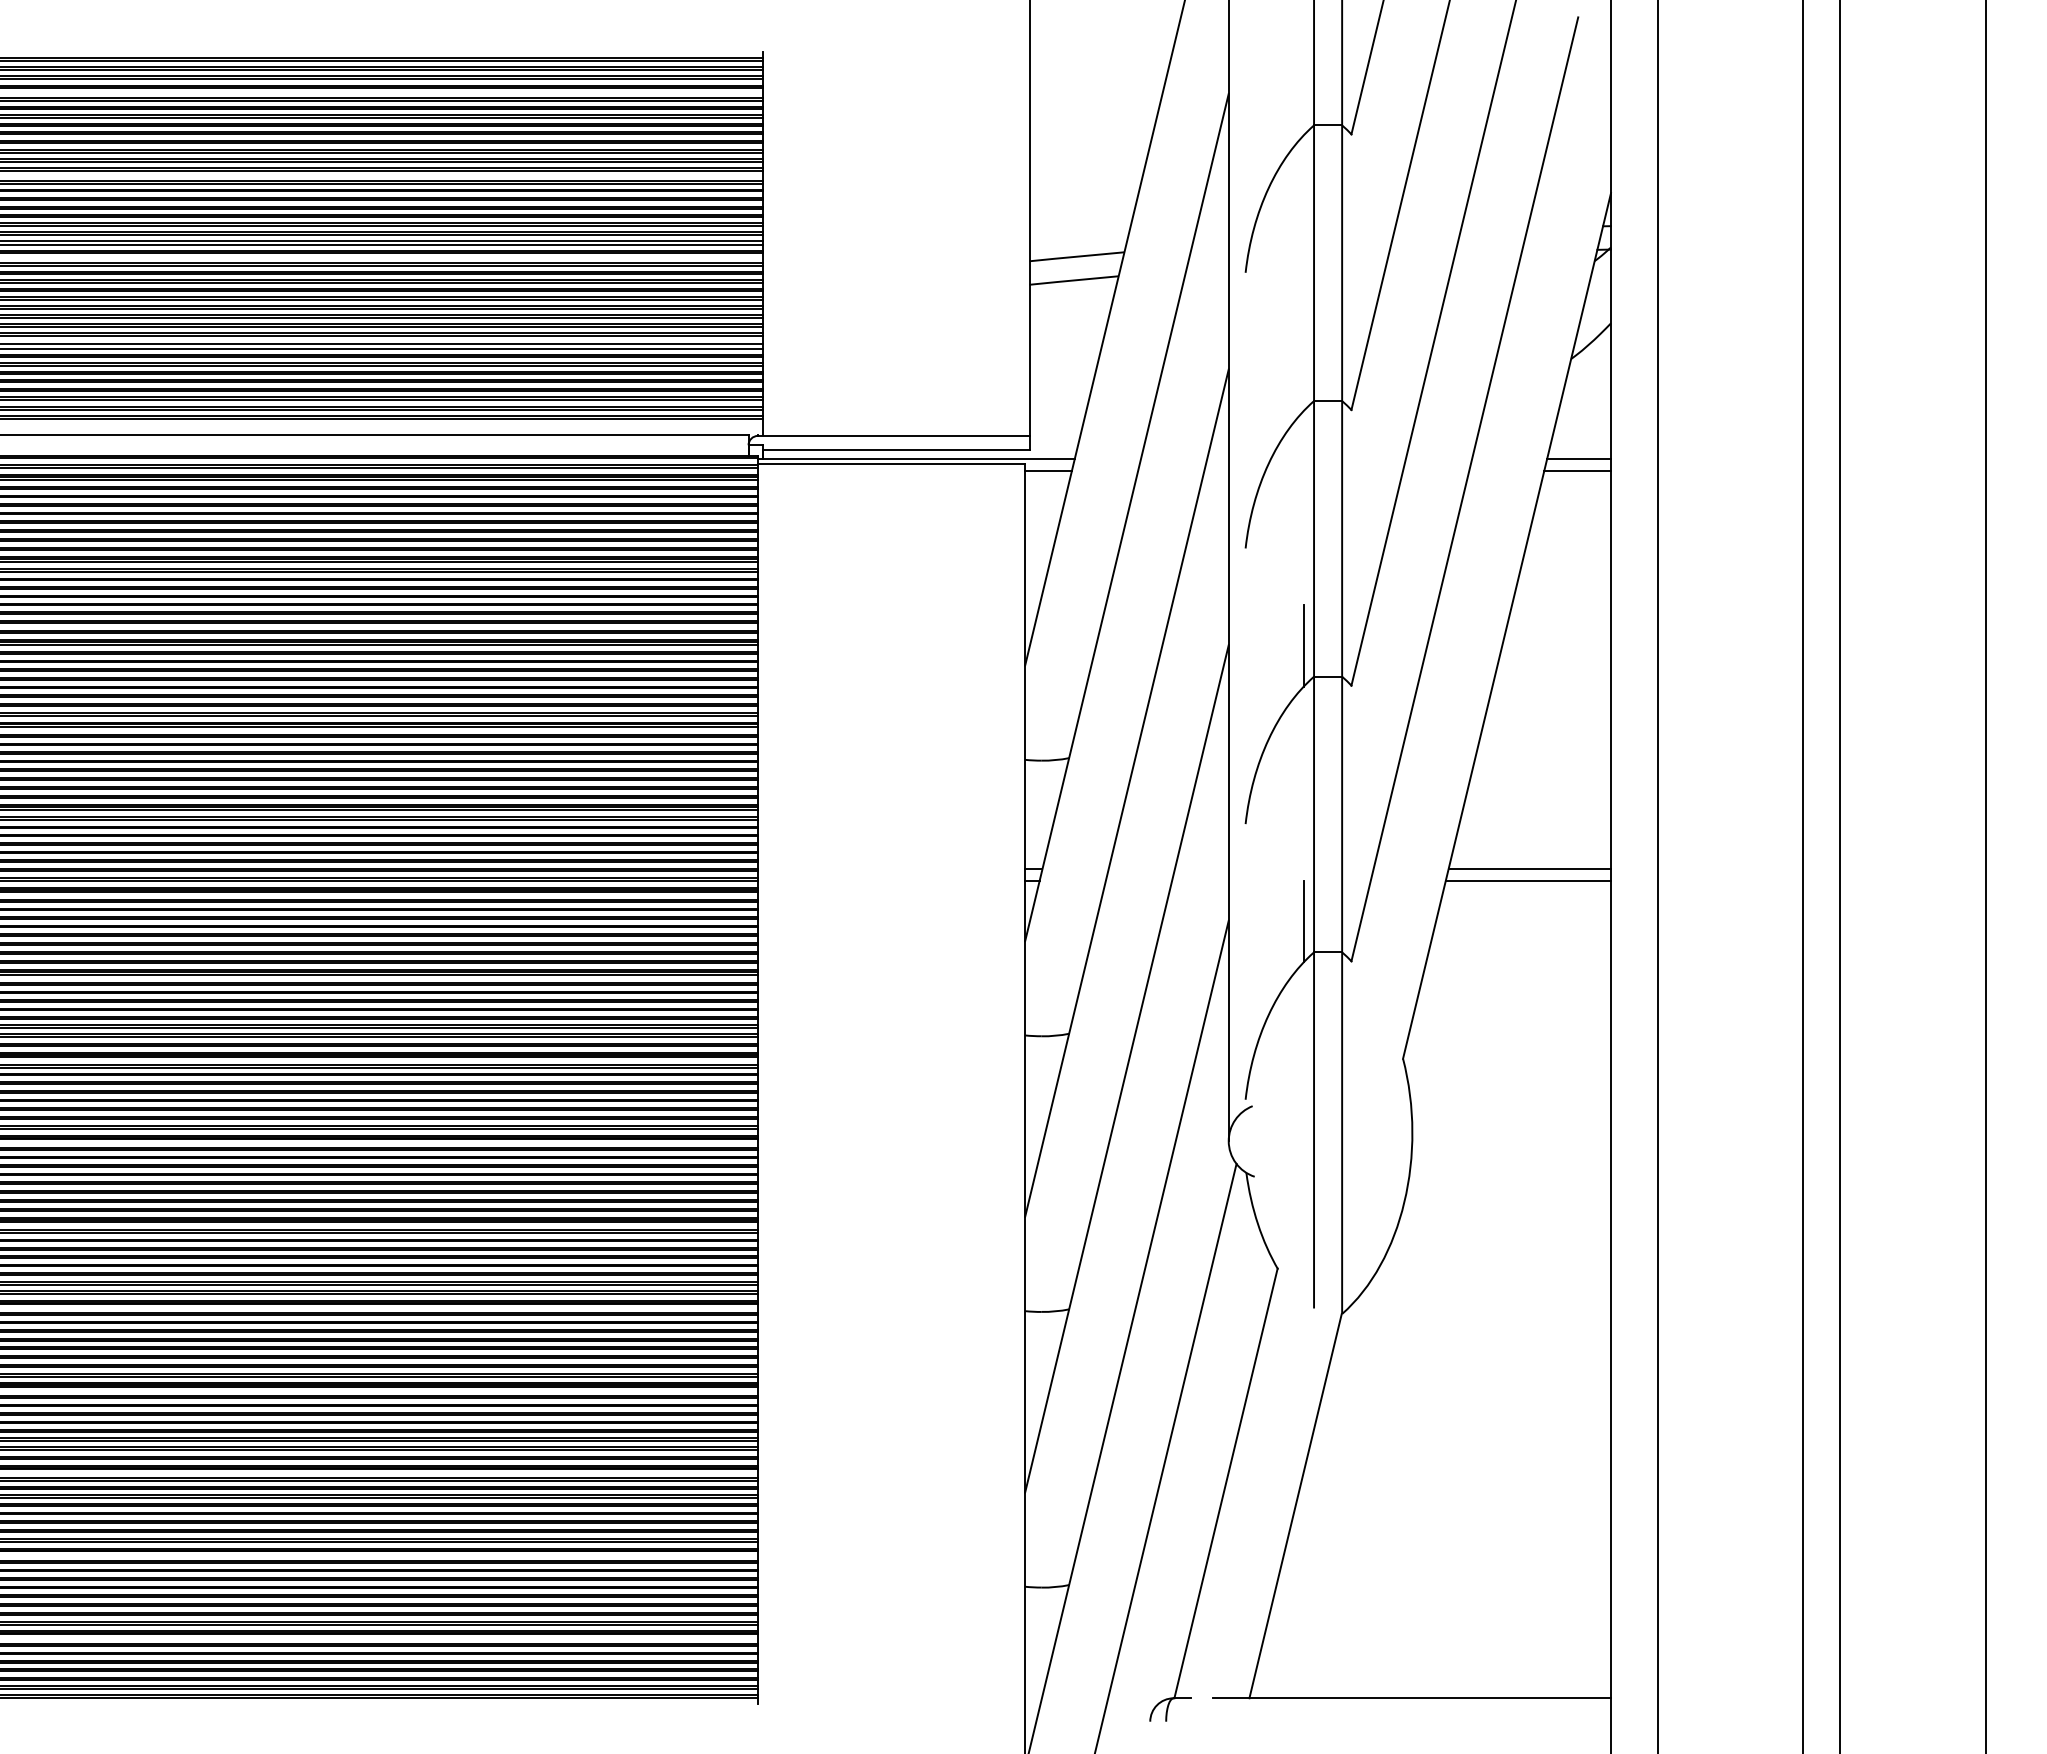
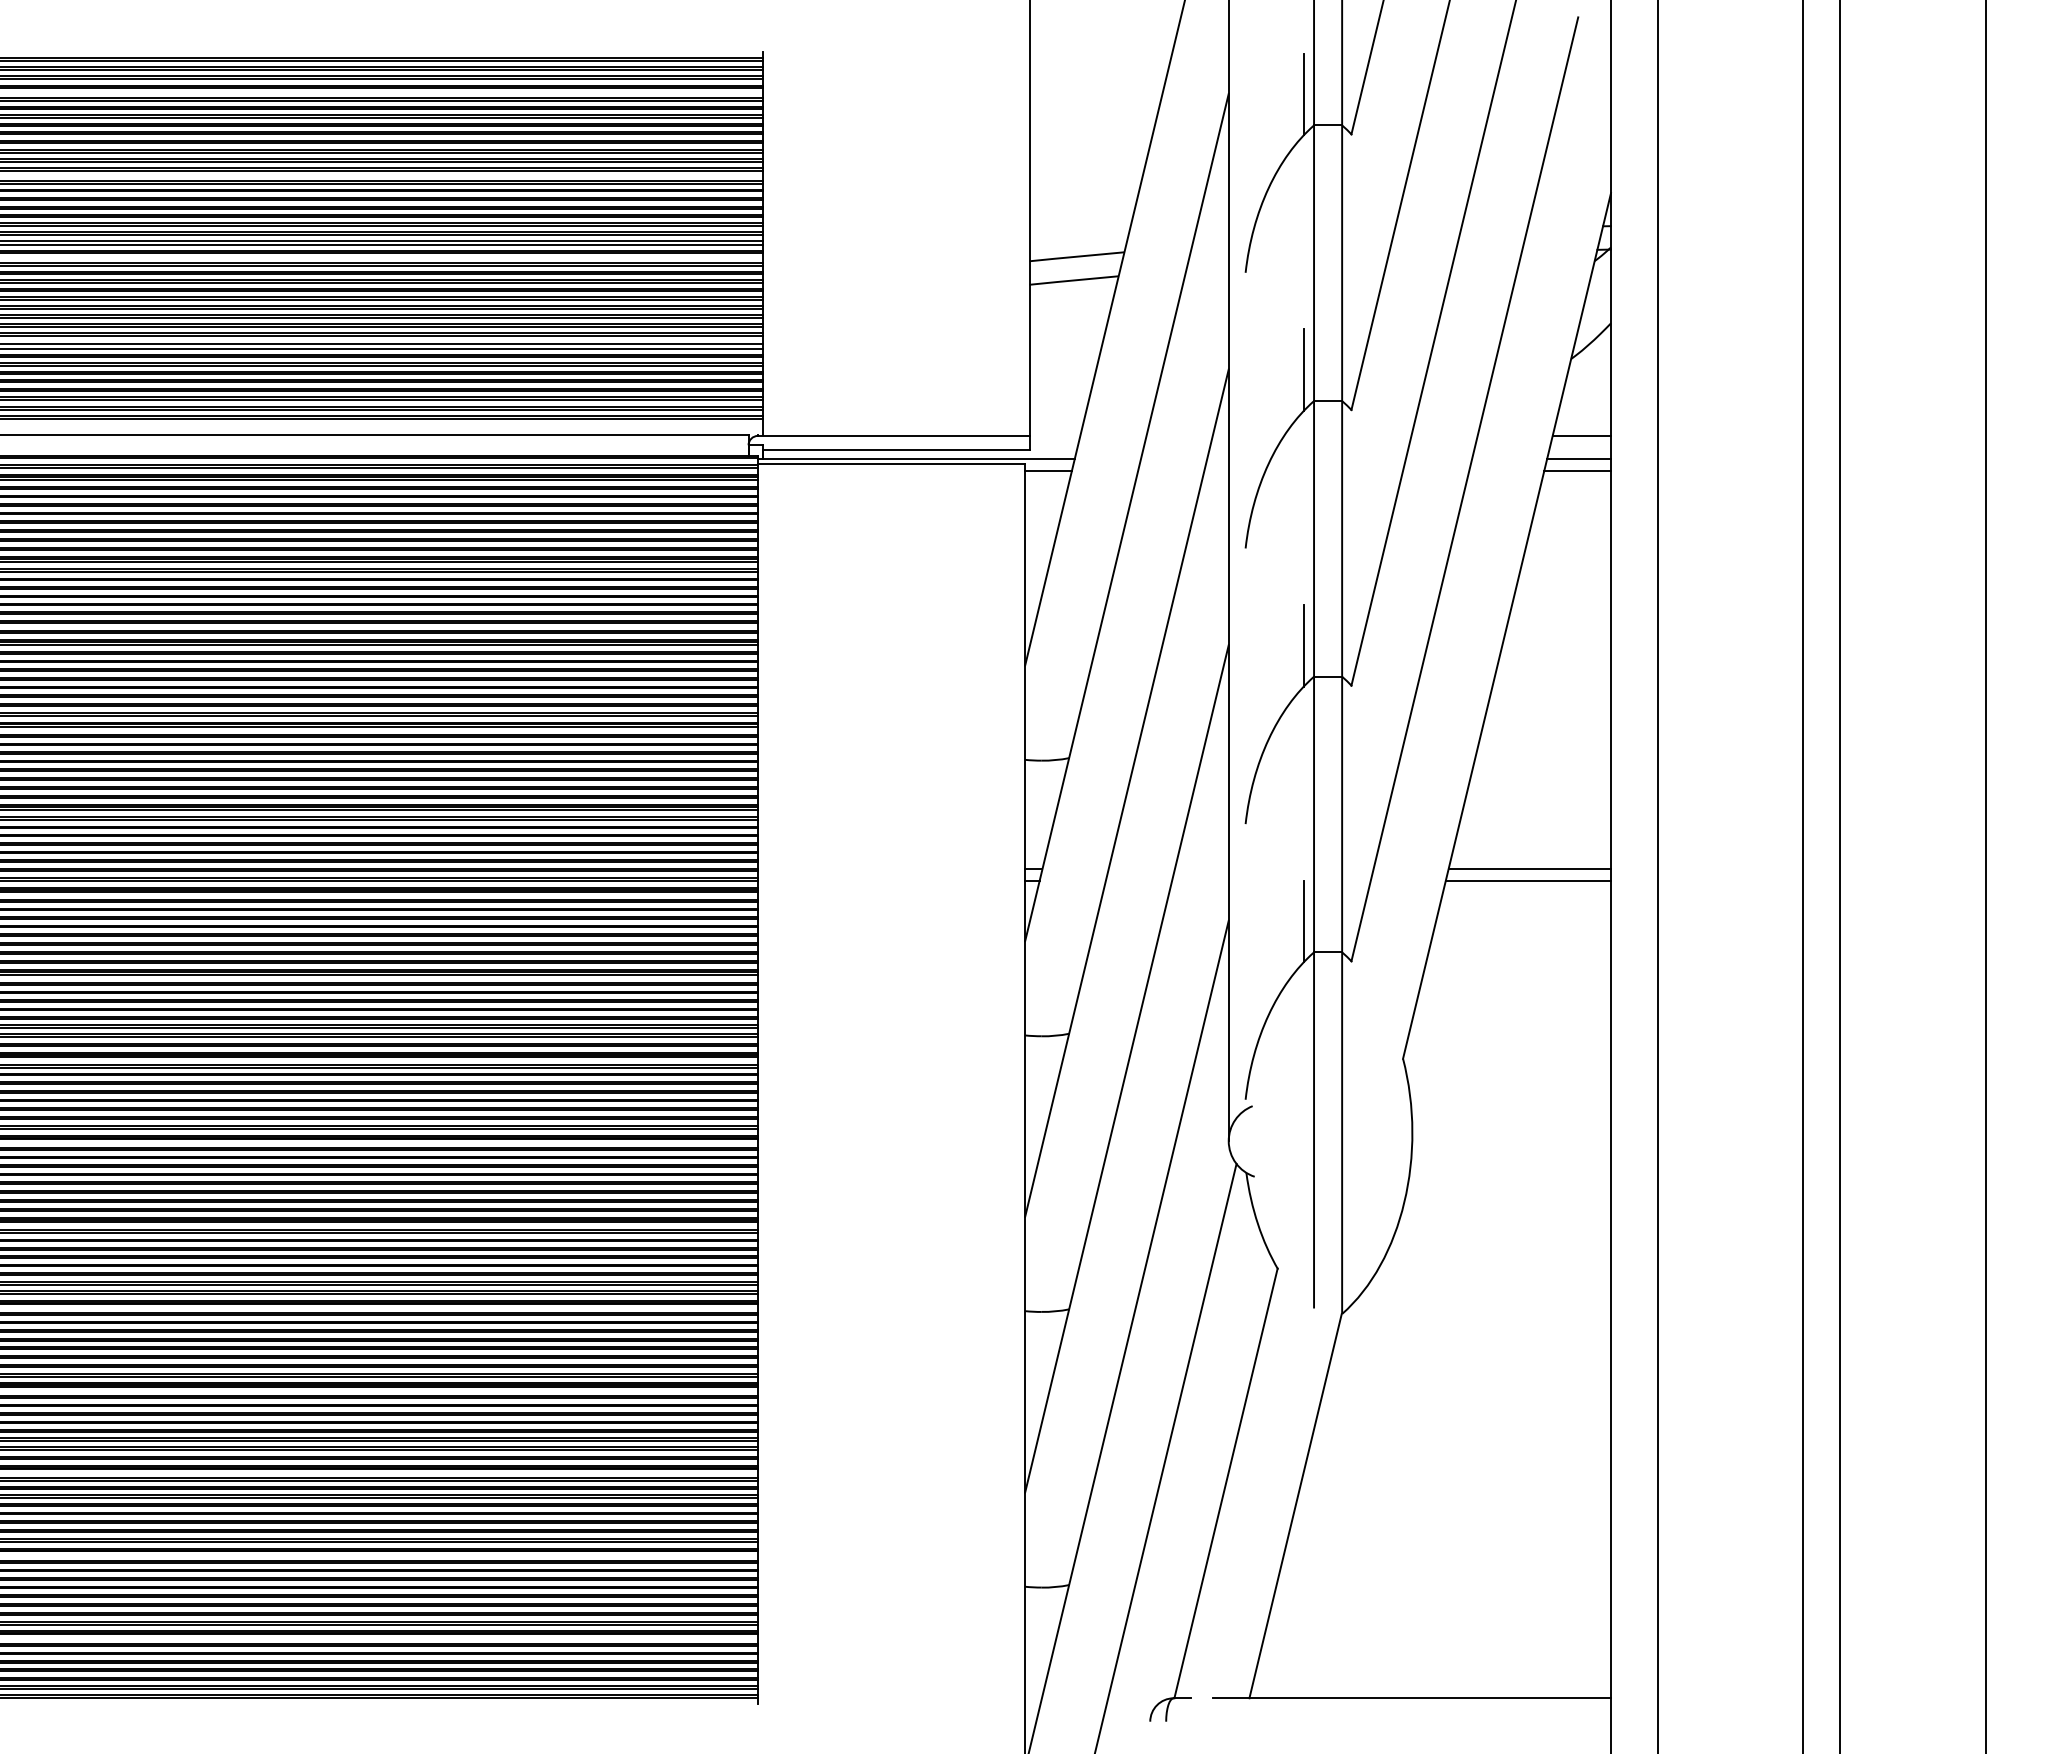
line: none -> present (1303, 94)
line: none -> present (1303, 370)
line: none -> present (1581, 436)
